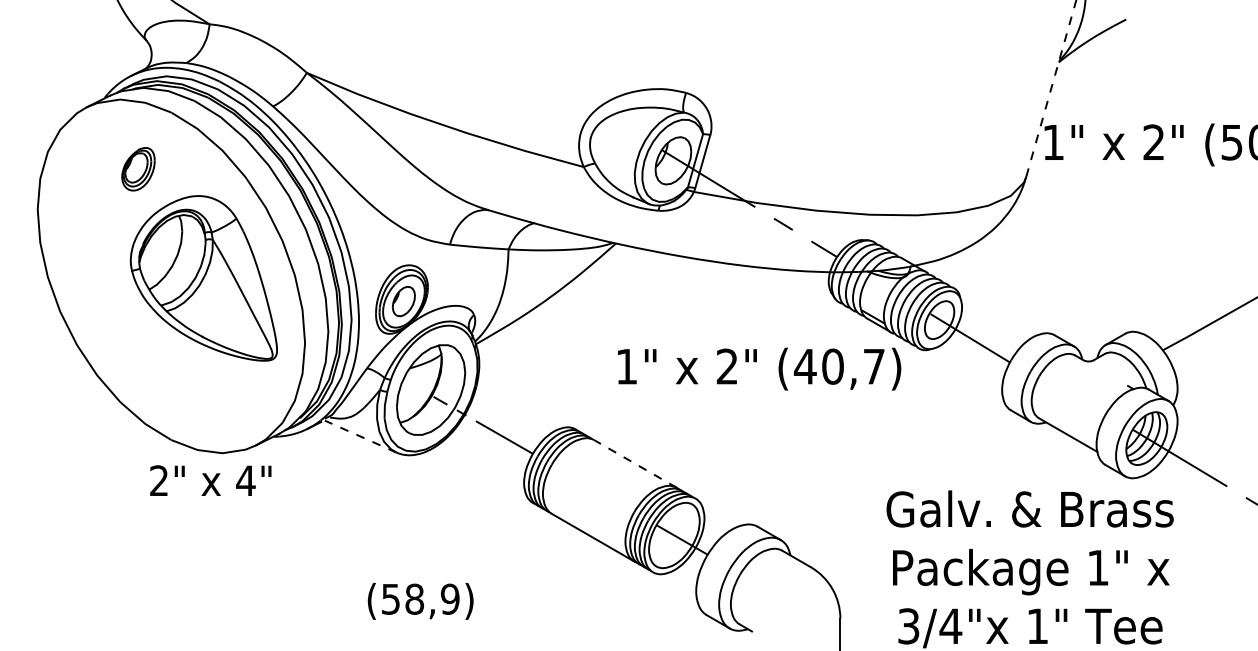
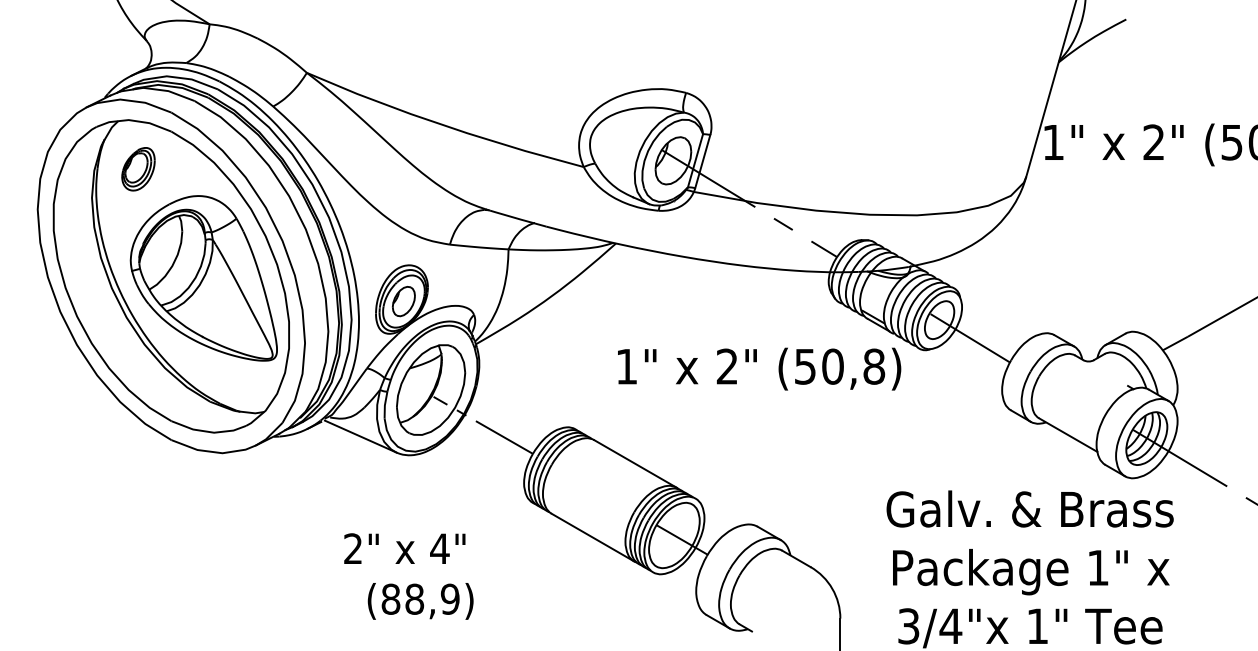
line: dashed -> solid (1051, 88)
part: none -> present (170, 276)
text: (40,7) -> (50,8) (839, 366)
line: dashed -> solid (360, 436)
line: dashed -> solid (635, 463)
text position: (210, 480) -> (404, 548) (404, 548)
text: (58,9) -> (88,9) (390, 598)
